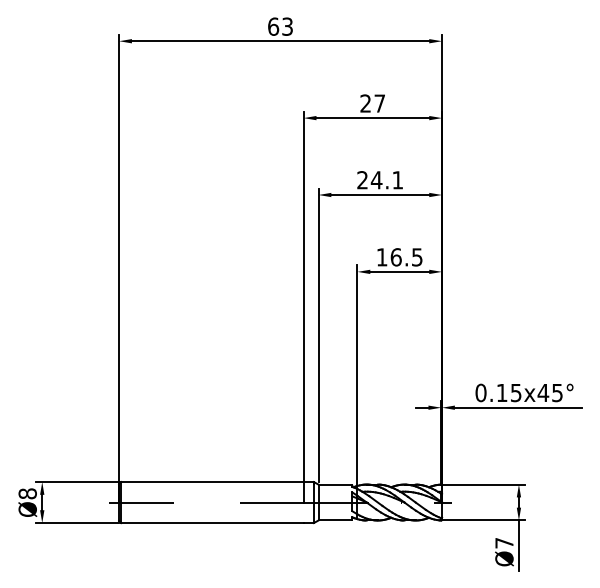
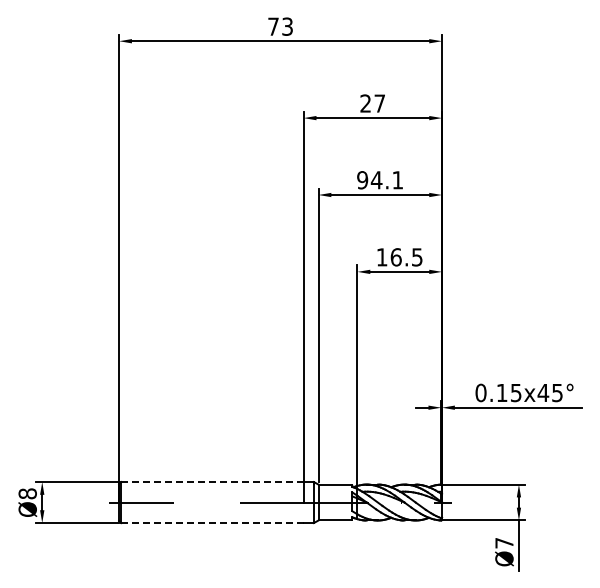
text: 63 -> 73 (273, 26)
text: 24.1 -> 94.1 (362, 180)
line: solid -> dashed (211, 482)
line: solid -> dashed (211, 523)
